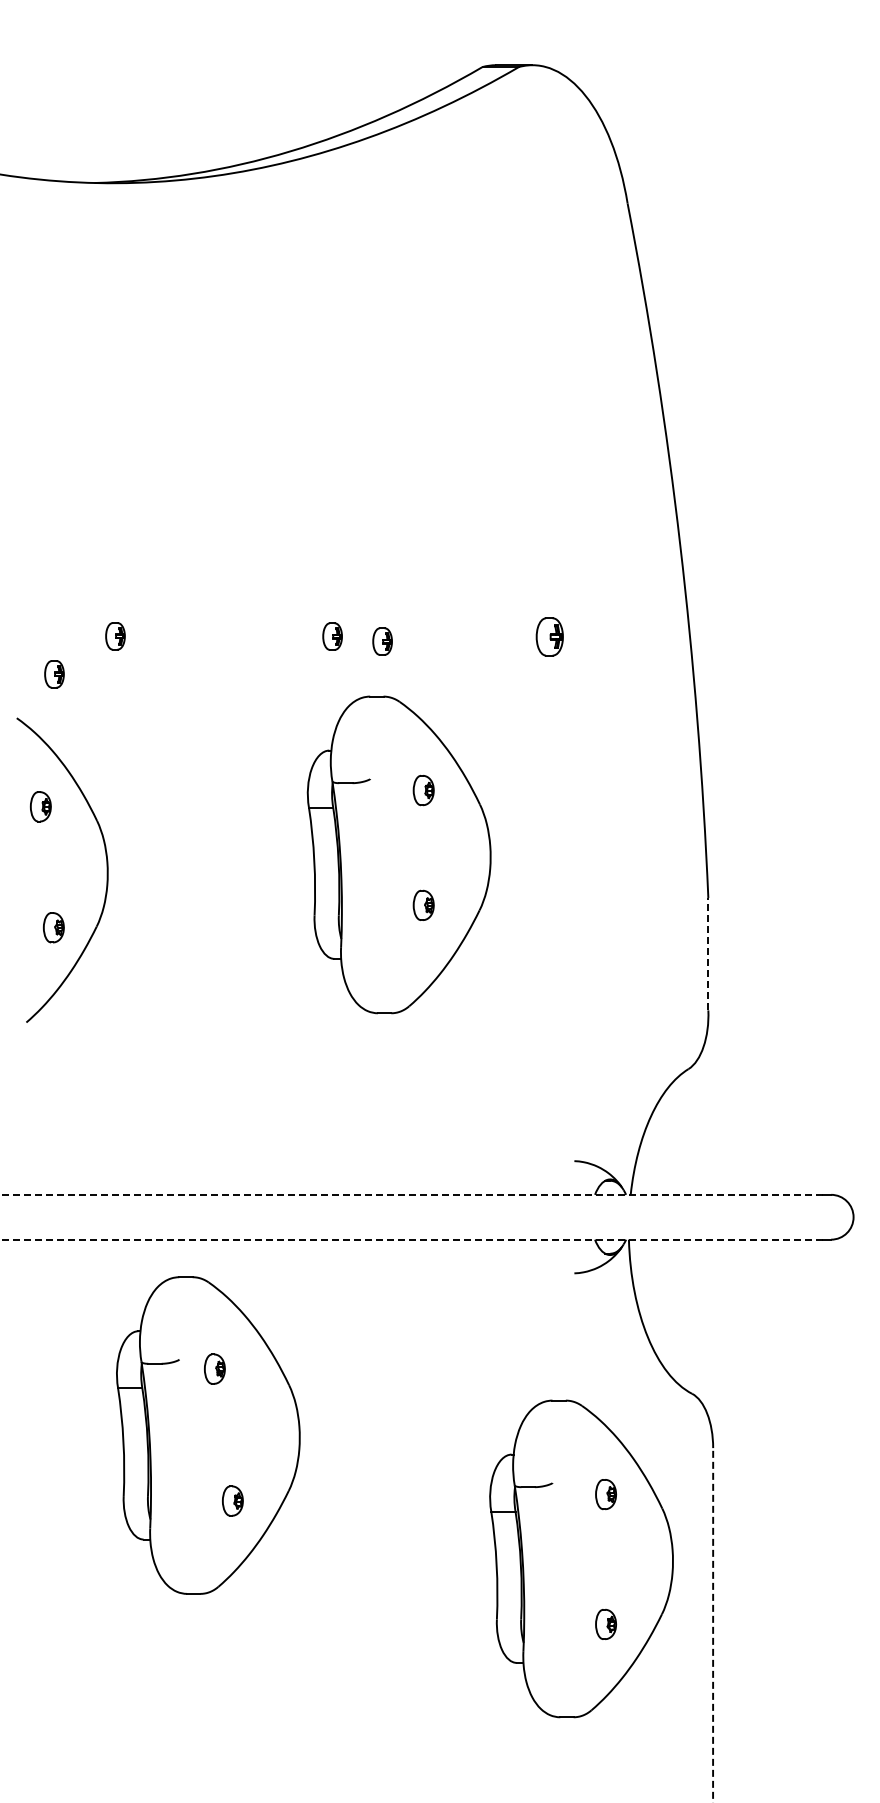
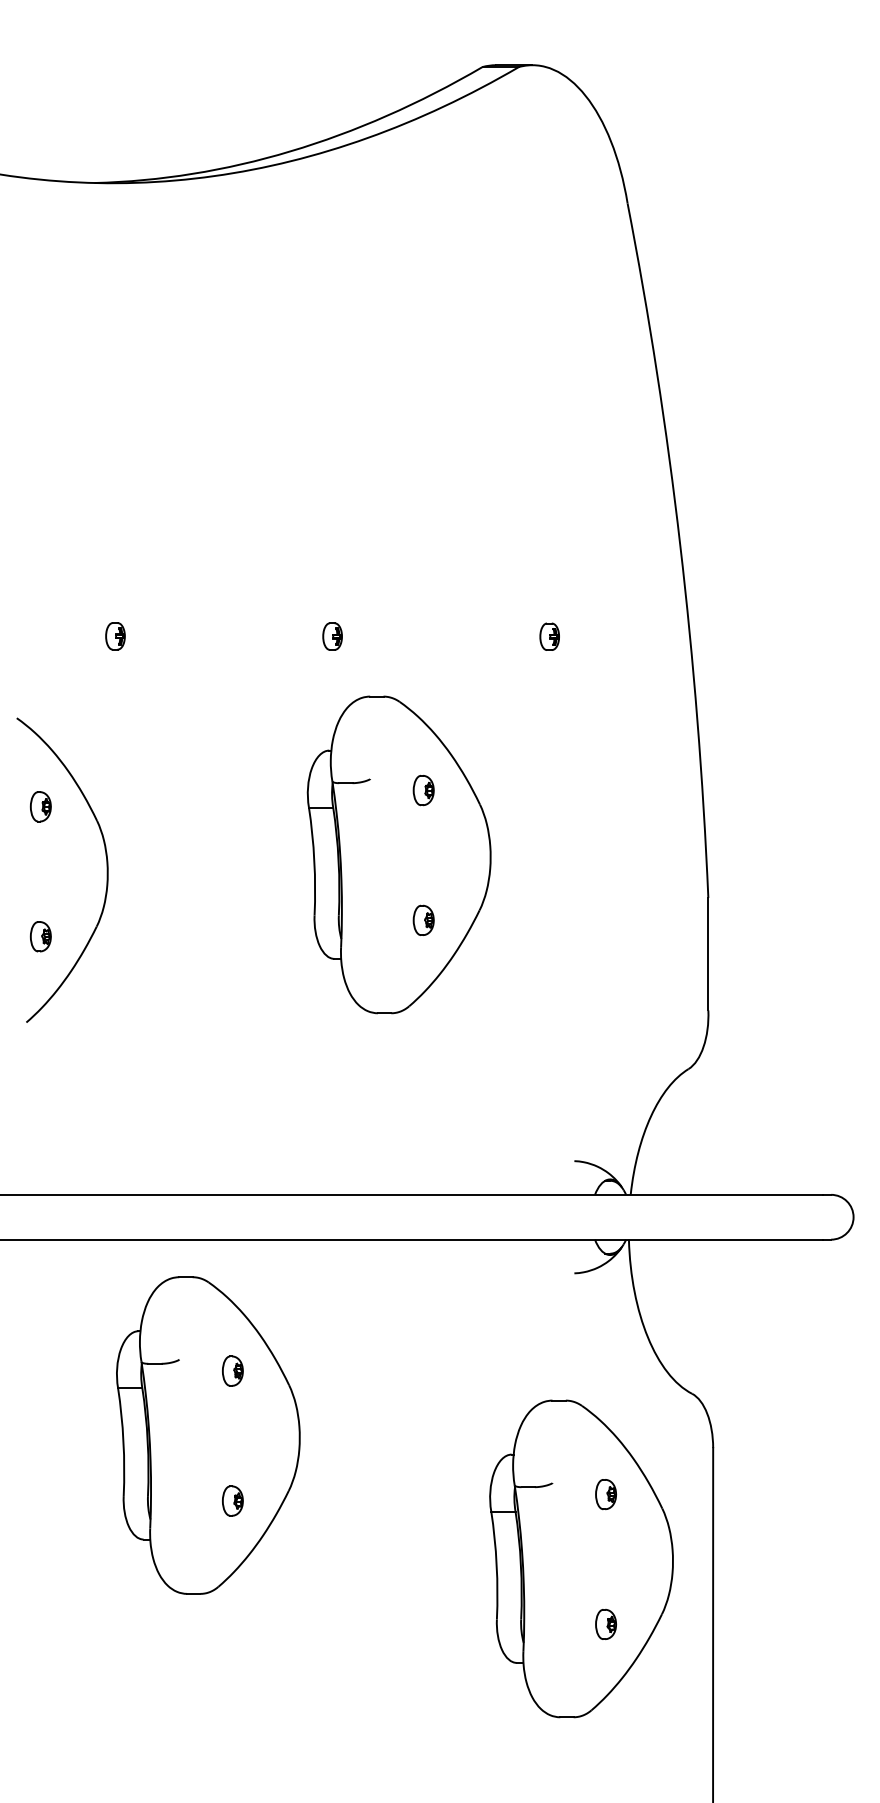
part size: 29x40 px -> 21x29 px (549, 636)
part: present -> none (382, 641)
part: present -> none (54, 674)
part position: (423, 904) -> (423, 919) (423, 919)
part position: (53, 927) -> (40, 936) (40, 936)
line: dashed -> solid (708, 953)
line: dashed -> solid (410, 1194)
line: dashed -> solid (411, 1239)
part position: (214, 1368) -> (232, 1370) (232, 1370)
line: dashed -> solid (713, 1625)
